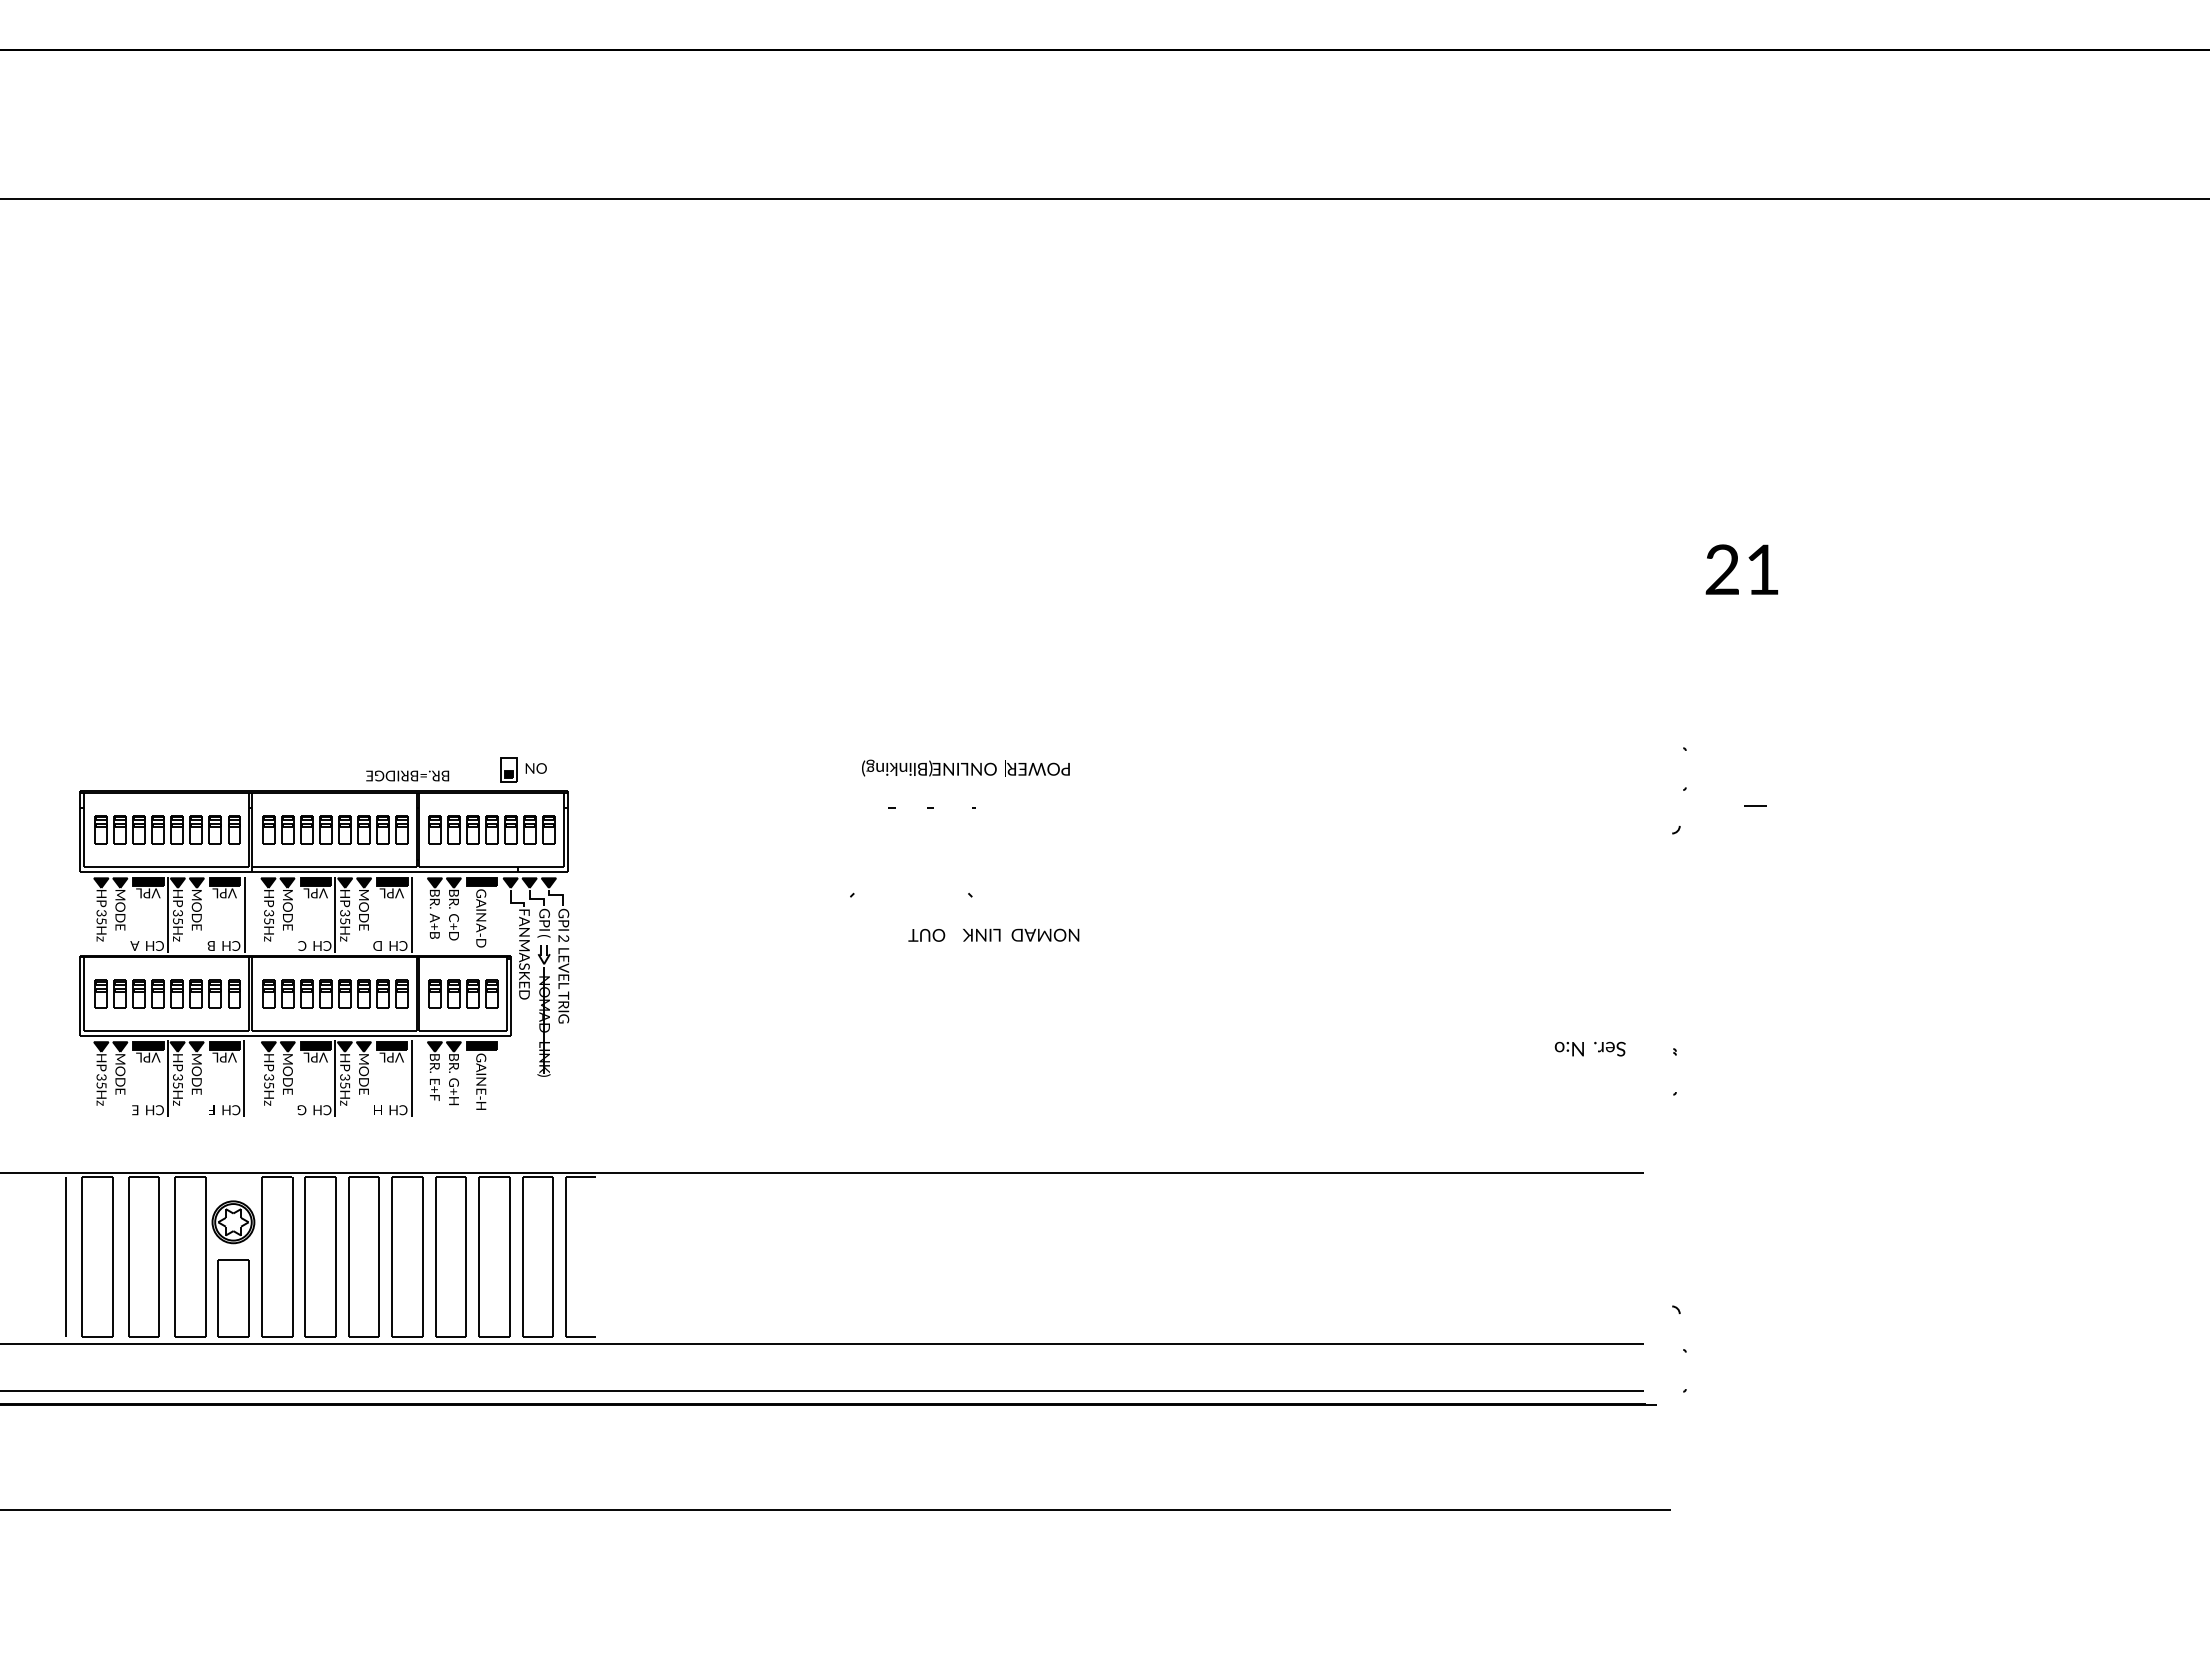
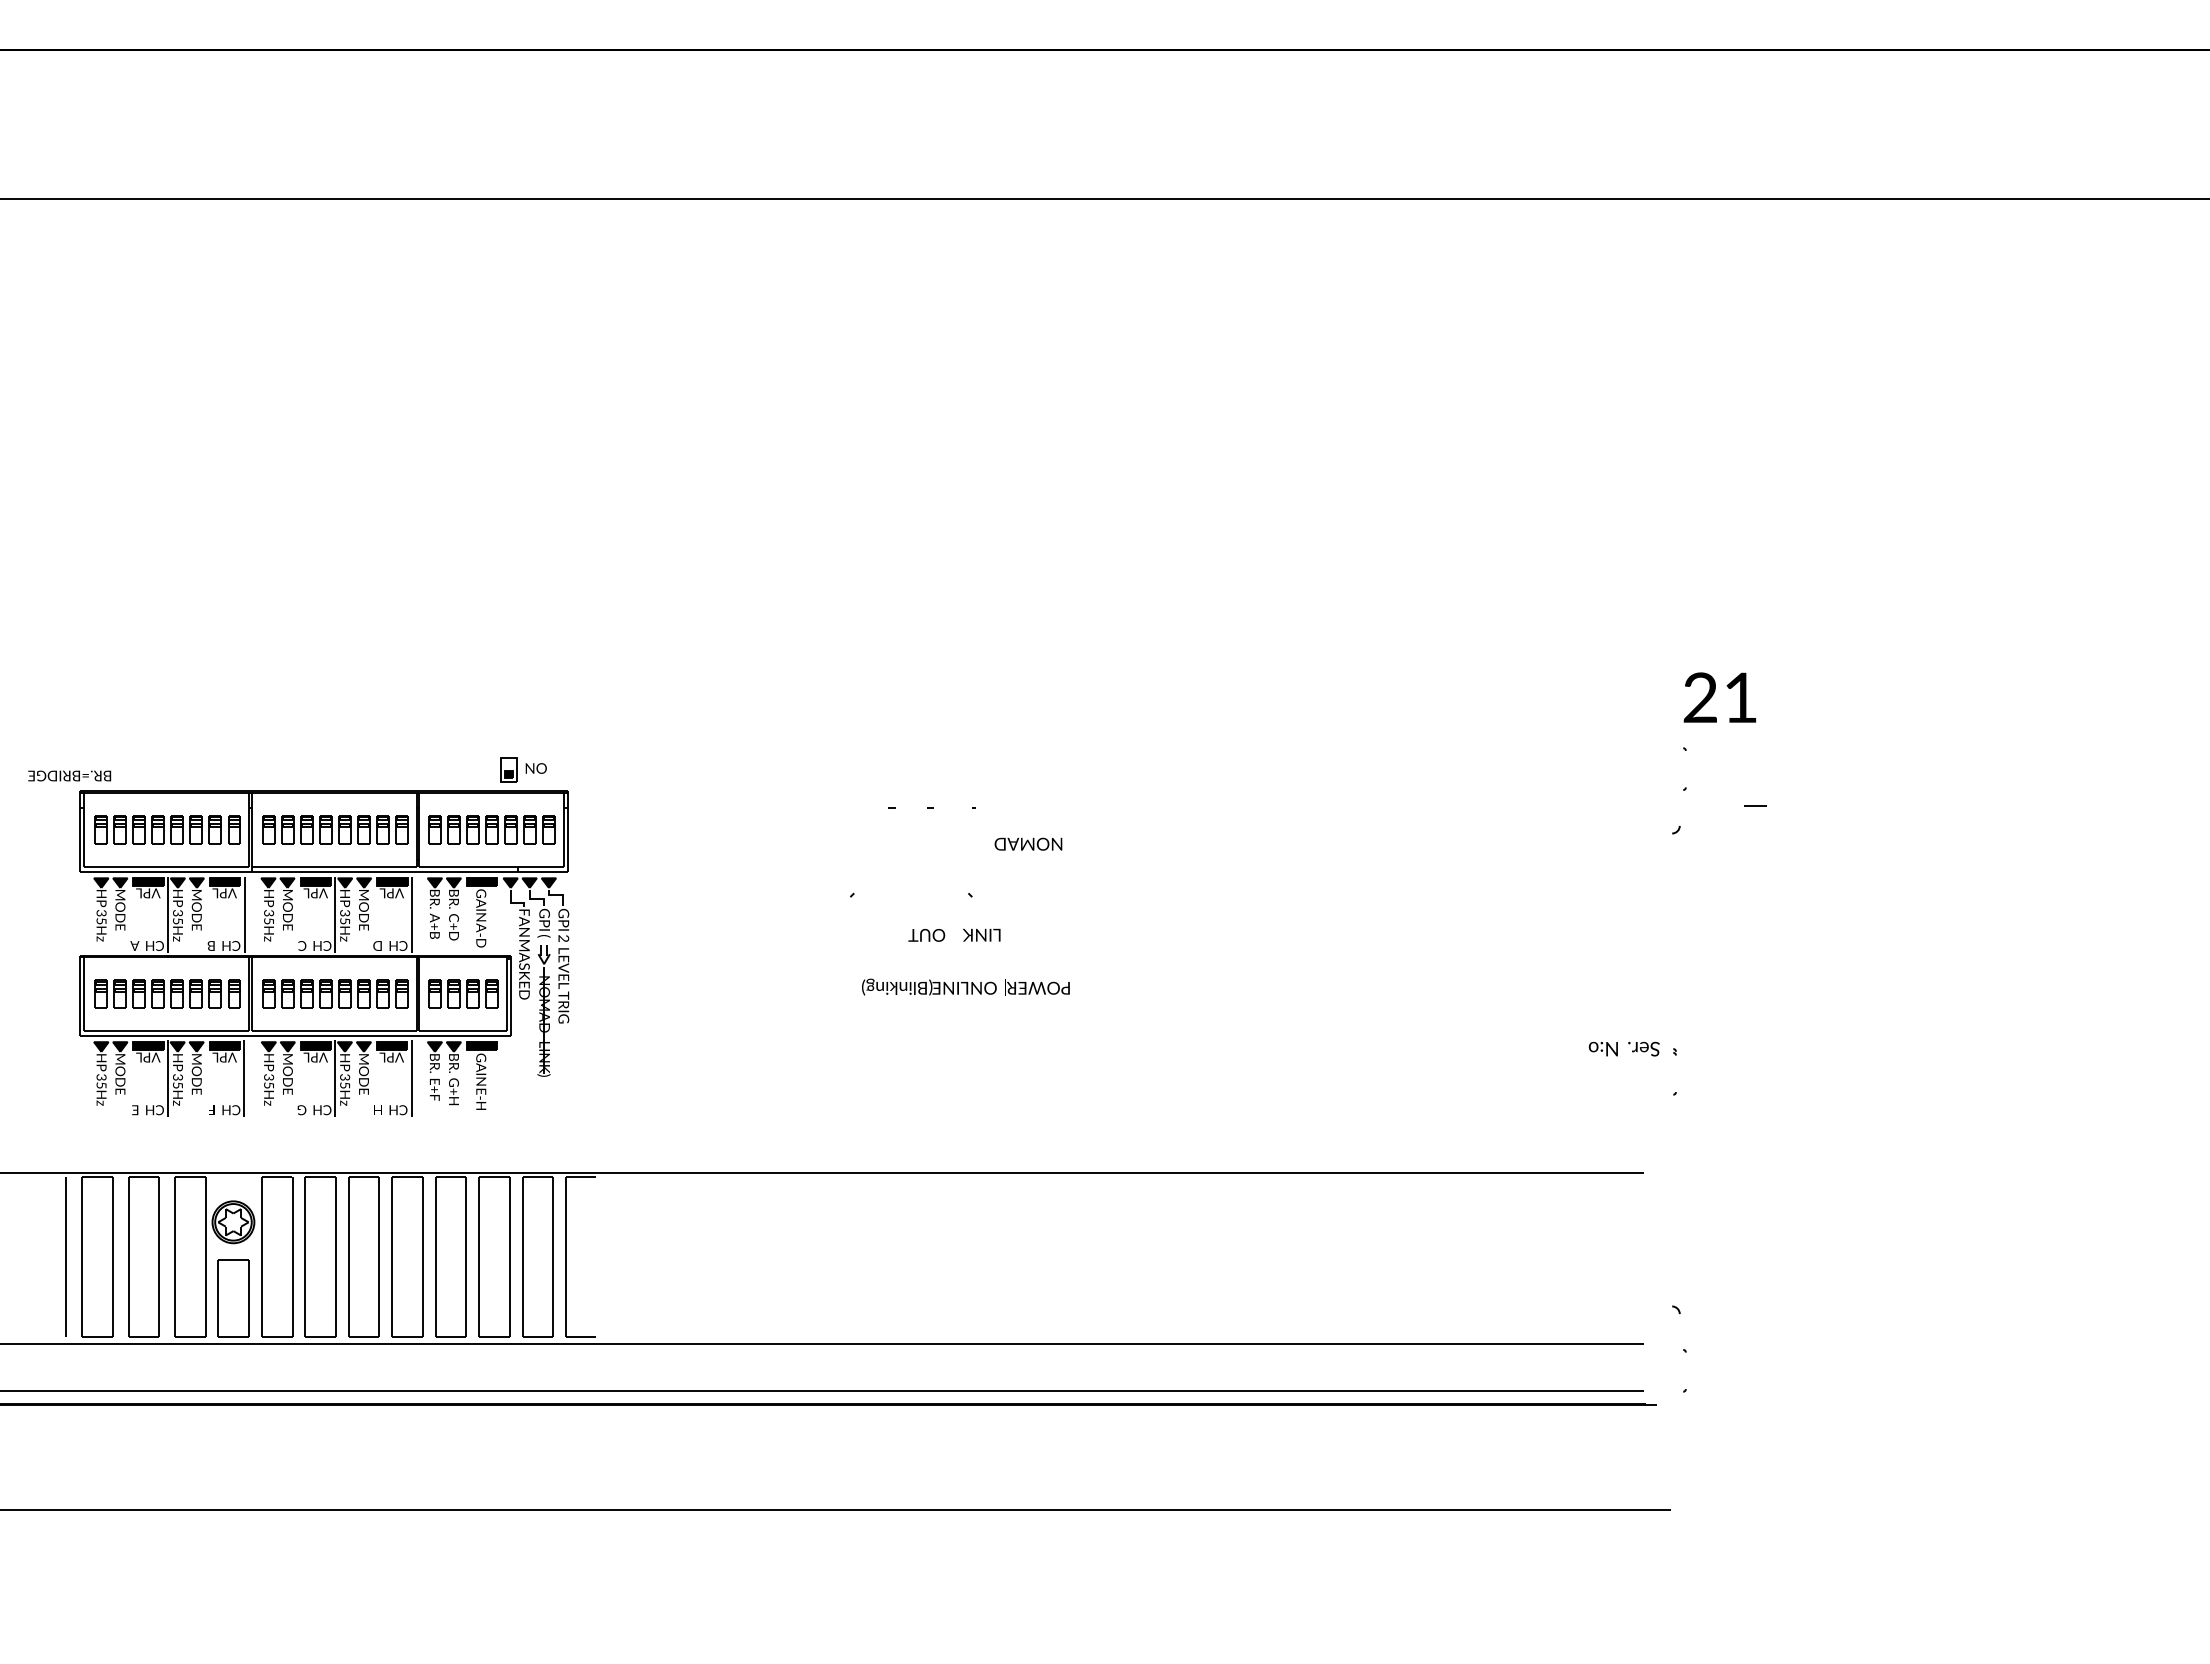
text position: (1741, 569) -> (1719, 697) (1719, 697)
text position: (965, 767) -> (965, 986) (965, 986)
text position: (407, 775) -> (69, 775) (69, 775)
text position: (1045, 934) -> (1028, 843) (1028, 843)
text position: (1589, 1048) -> (1623, 1048) (1623, 1048)
